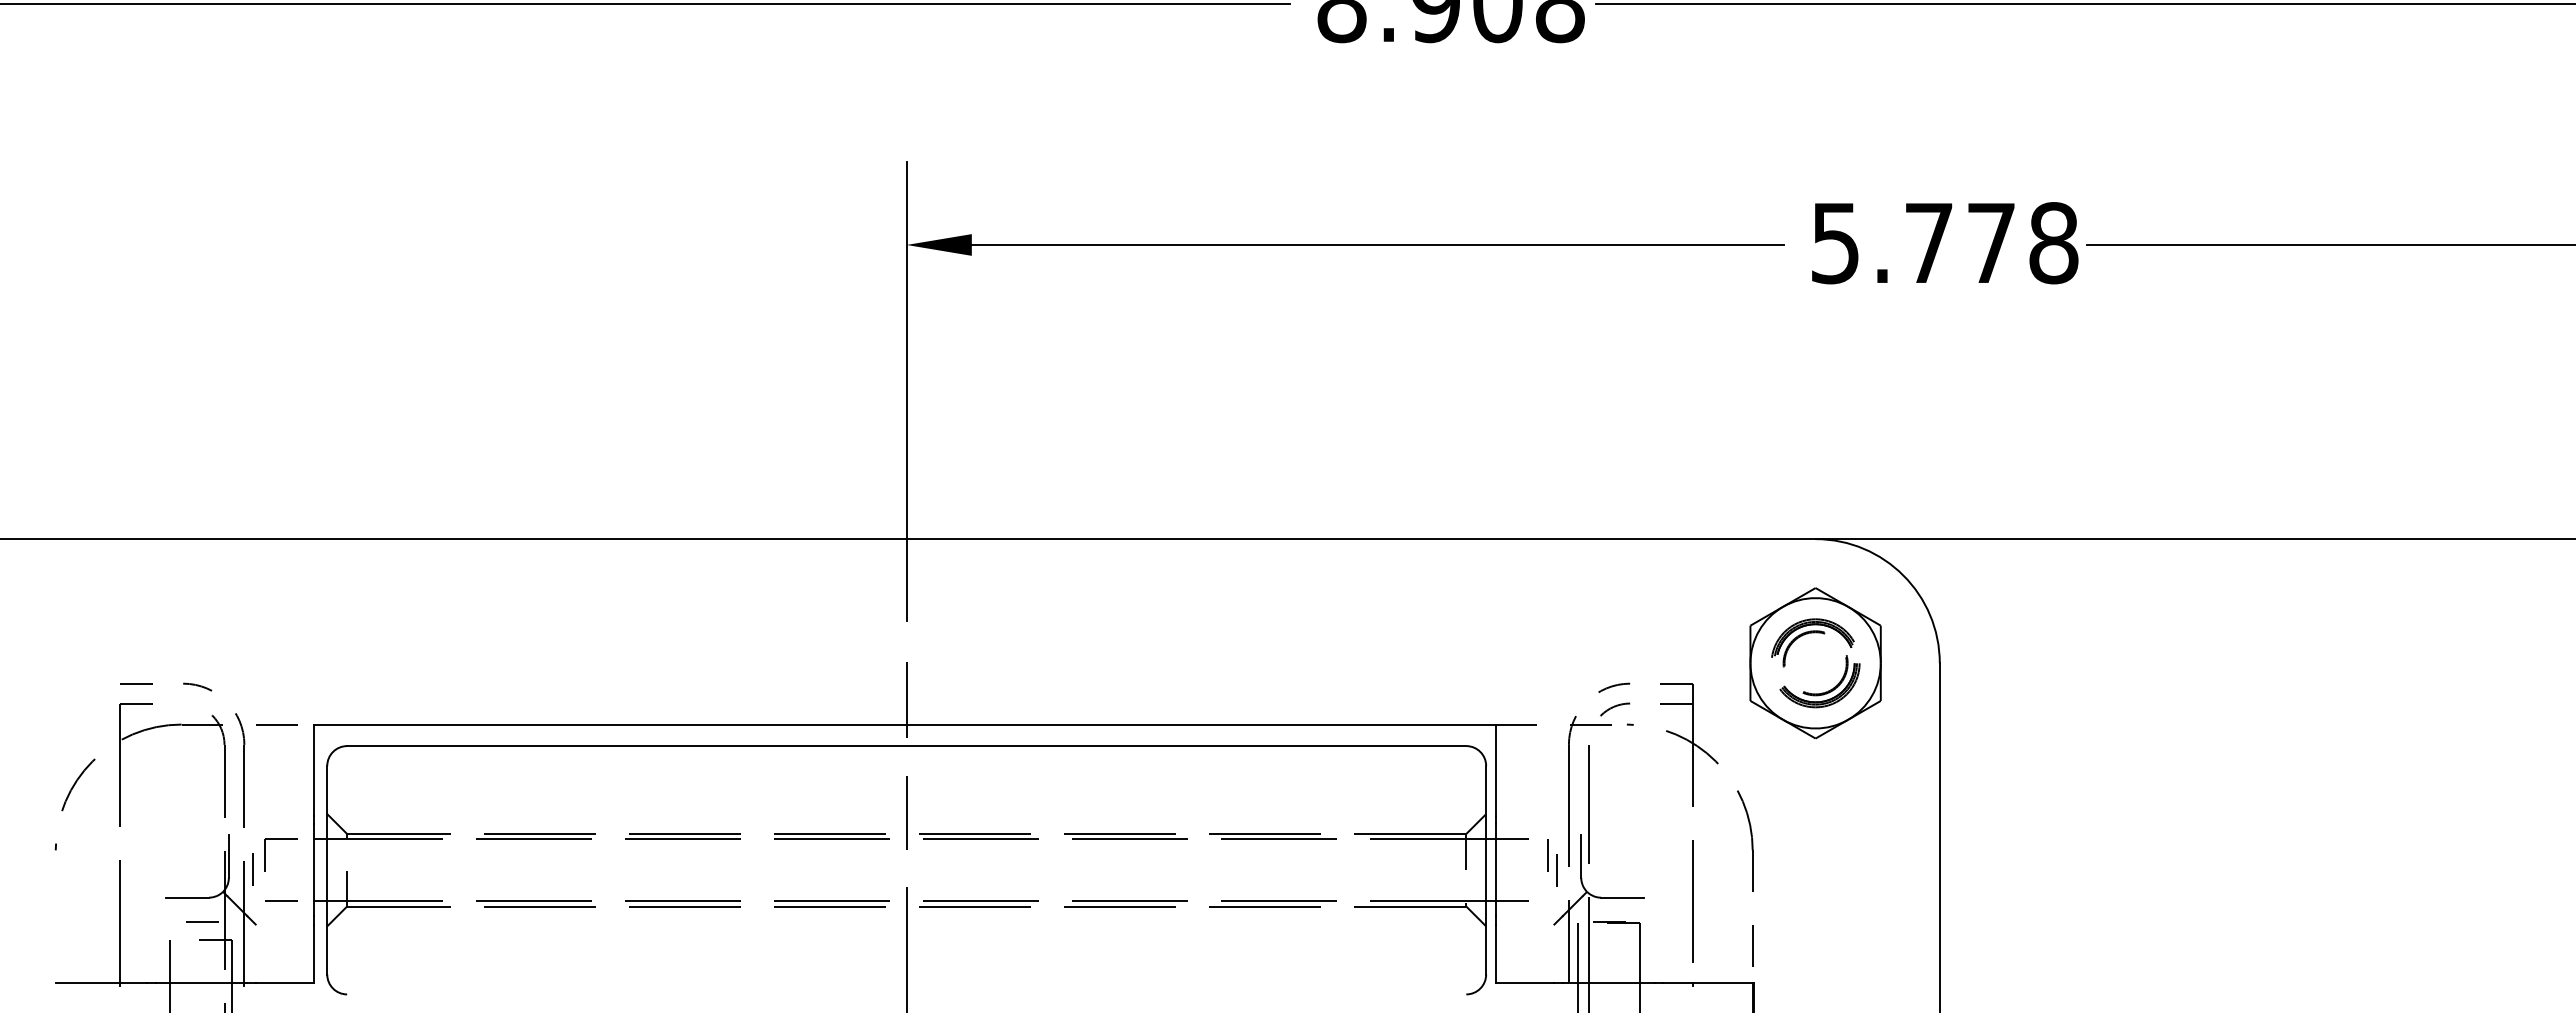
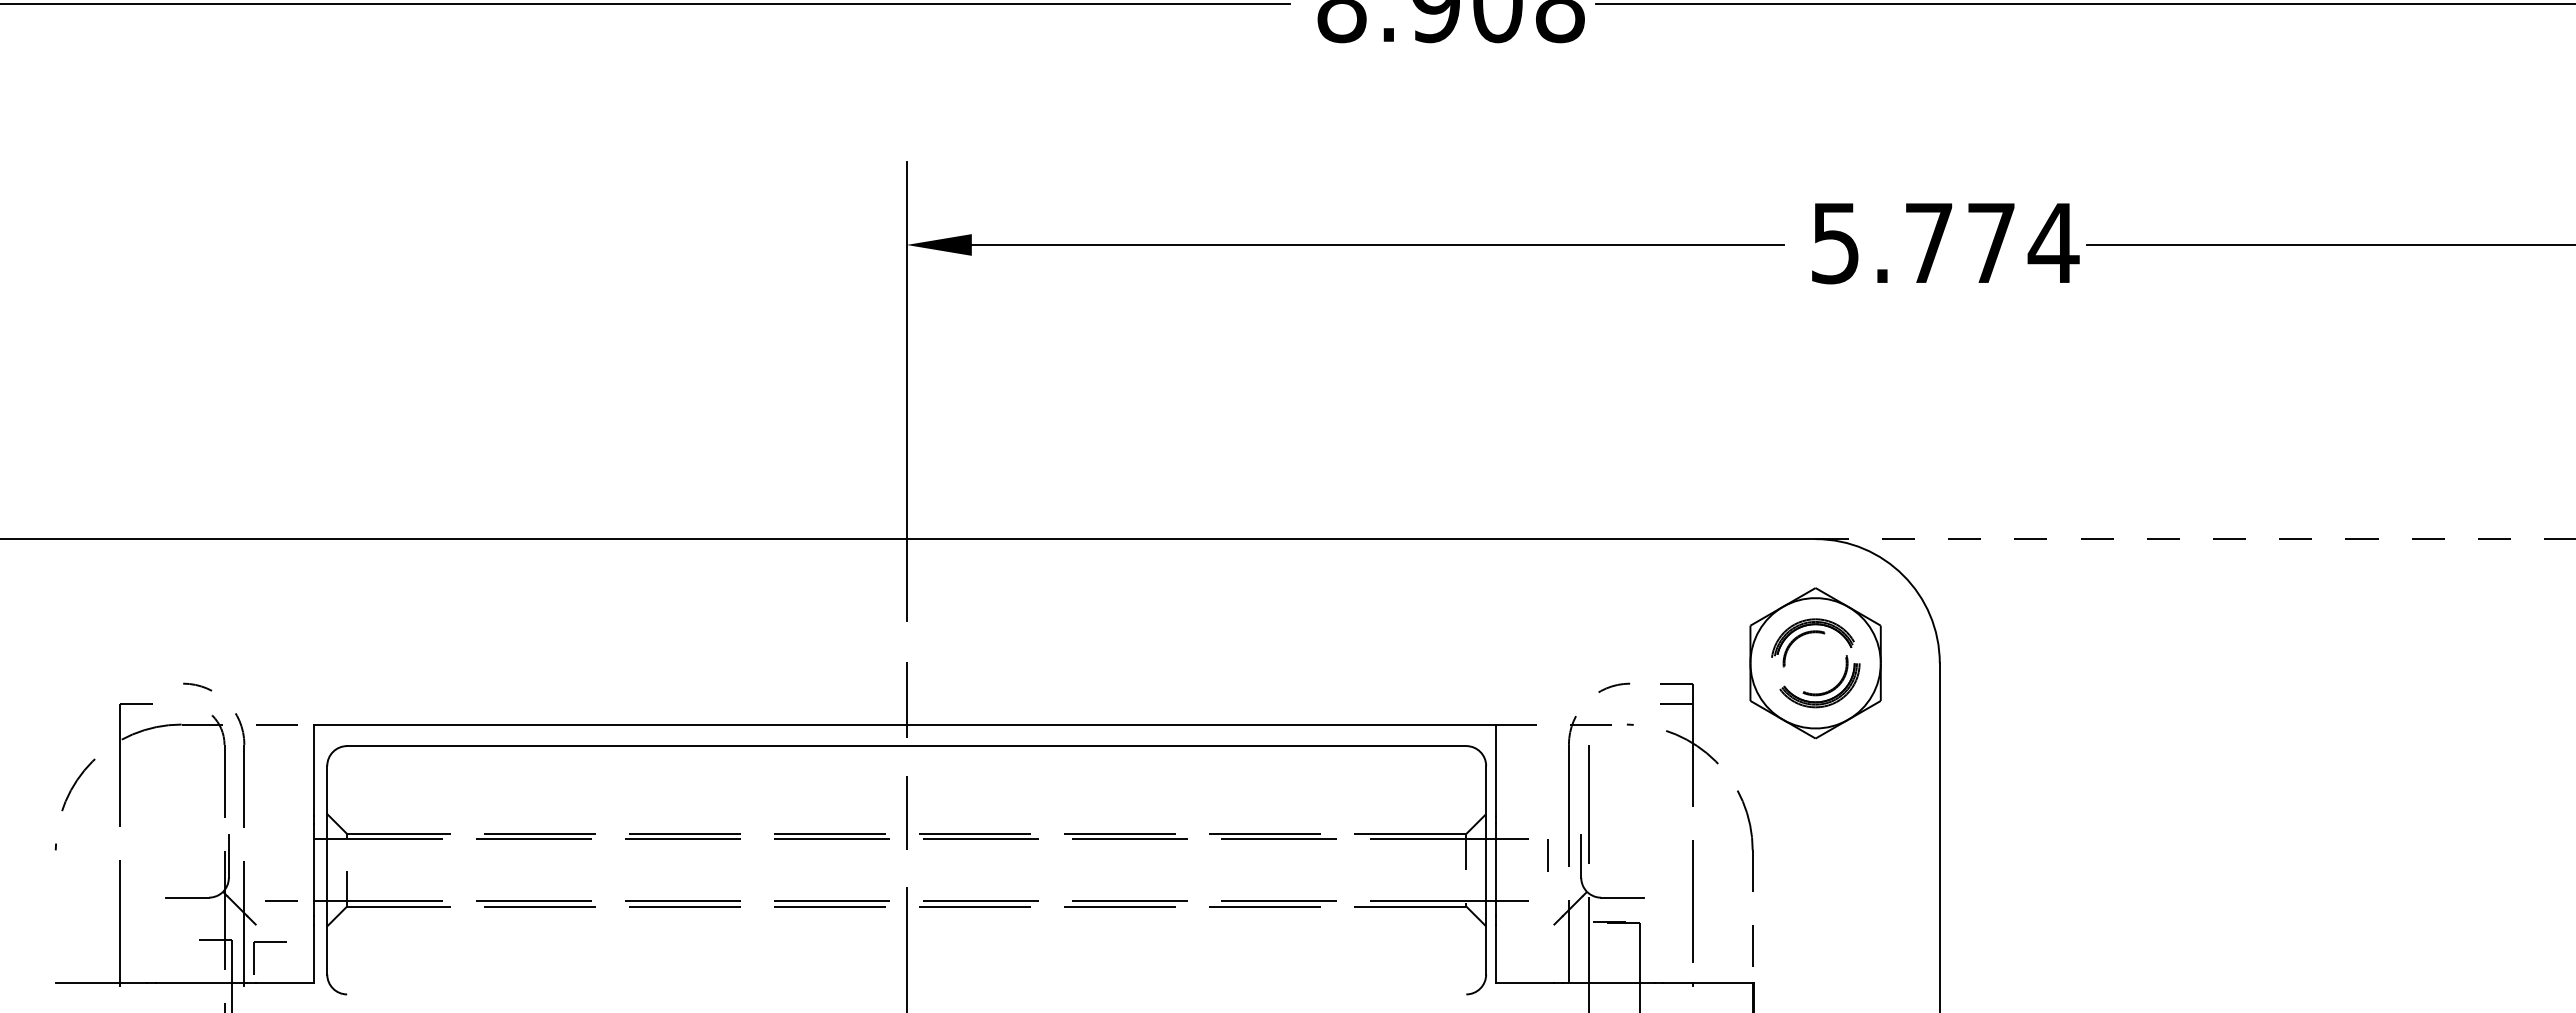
text: 5.778 -> 5.774 (2053, 243)
line: solid -> dashed (2195, 539)
line: present -> none (136, 683)
arc: present -> none (1615, 707)
part position: (280, 839) -> (269, 942) (269, 942)
line: present -> none (253, 870)
line: present -> none (1556, 870)
line: present -> none (201, 921)
line: present -> none (1577, 966)
line: present -> none (170, 974)
